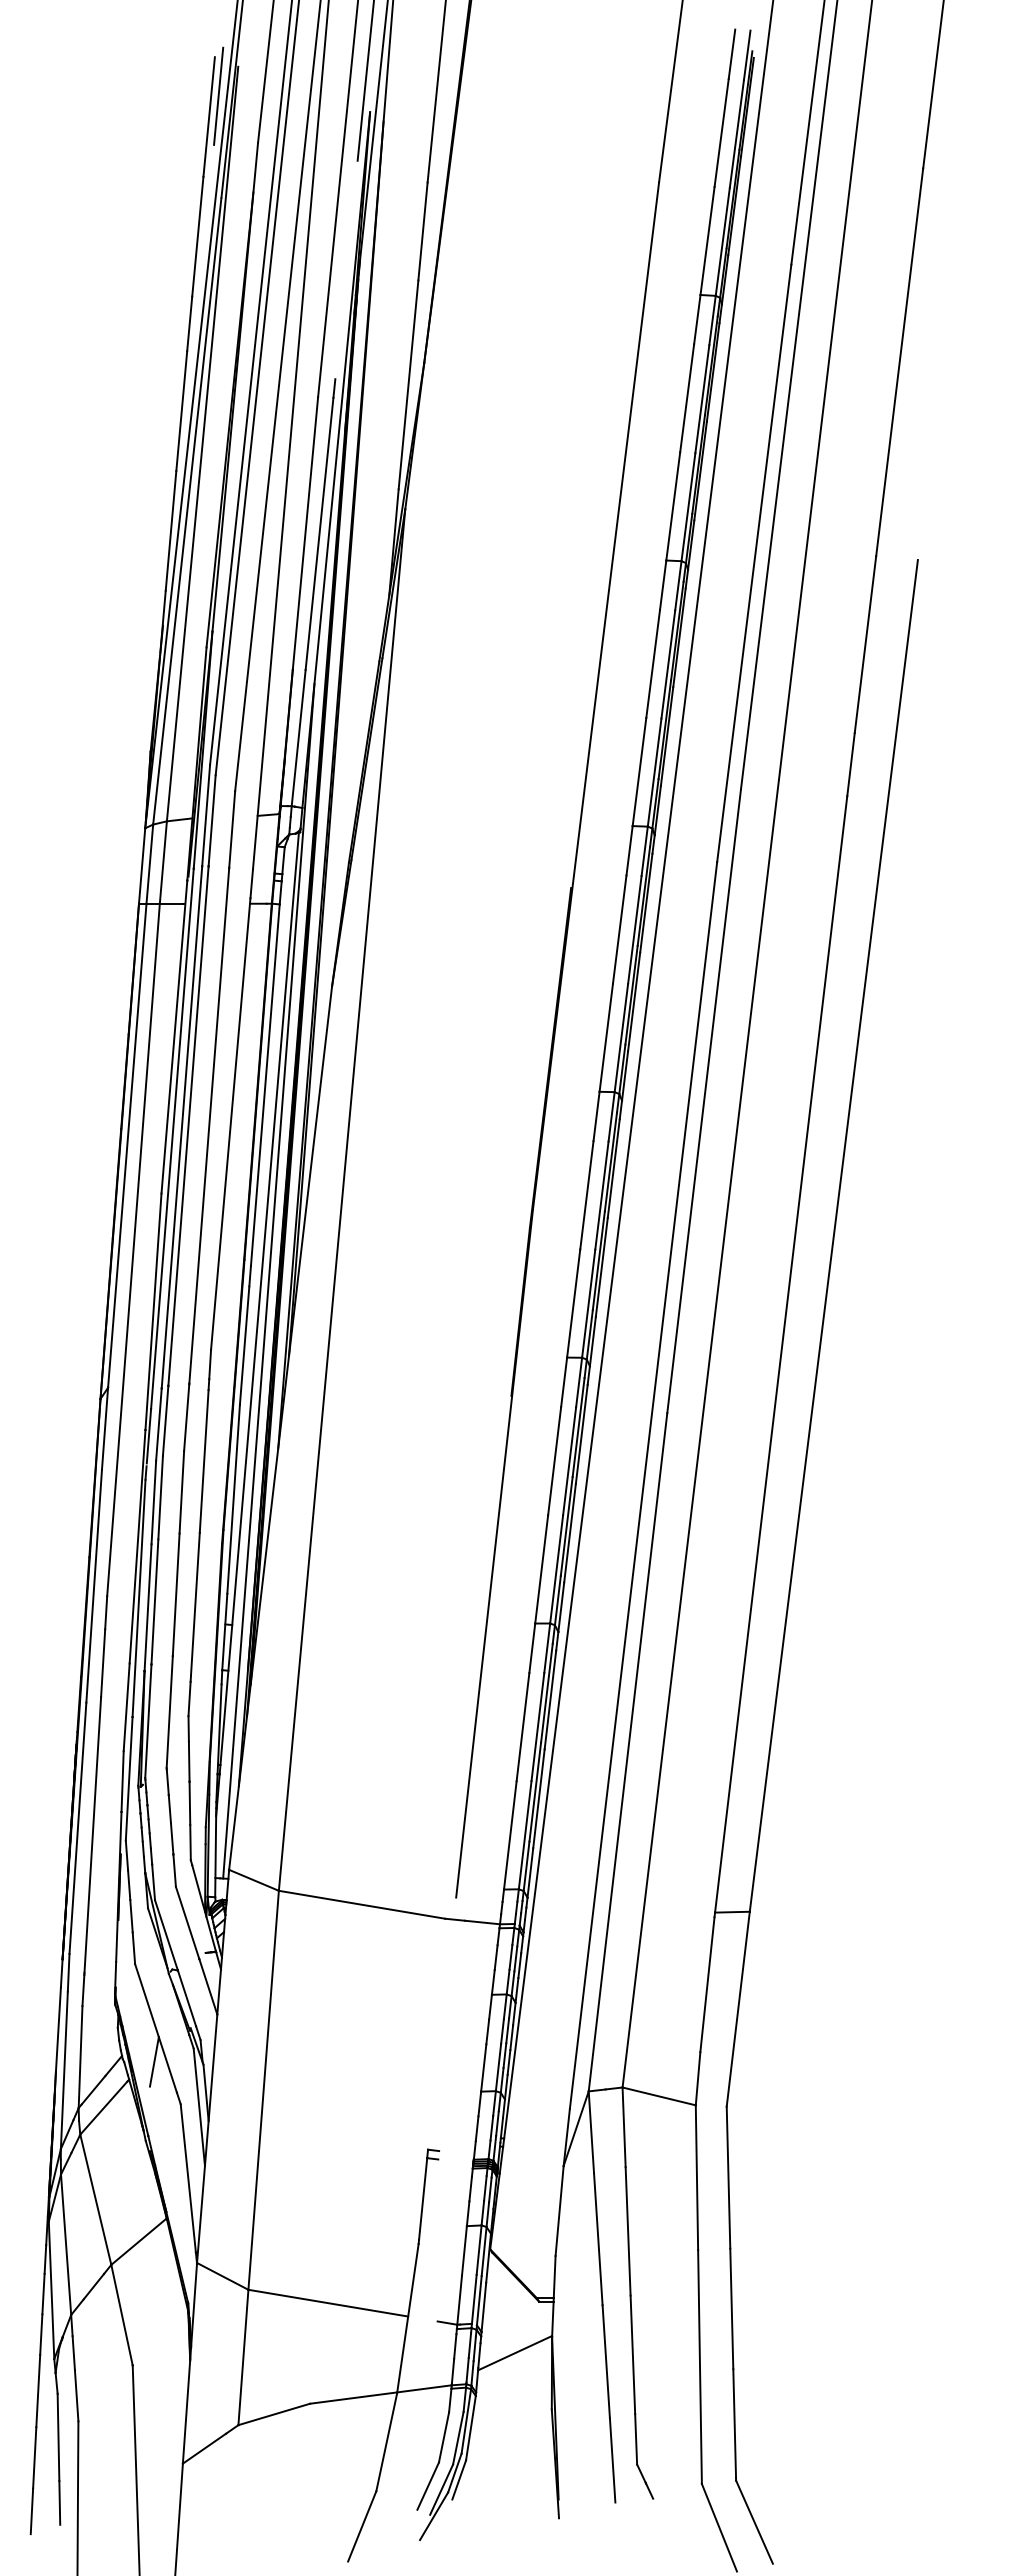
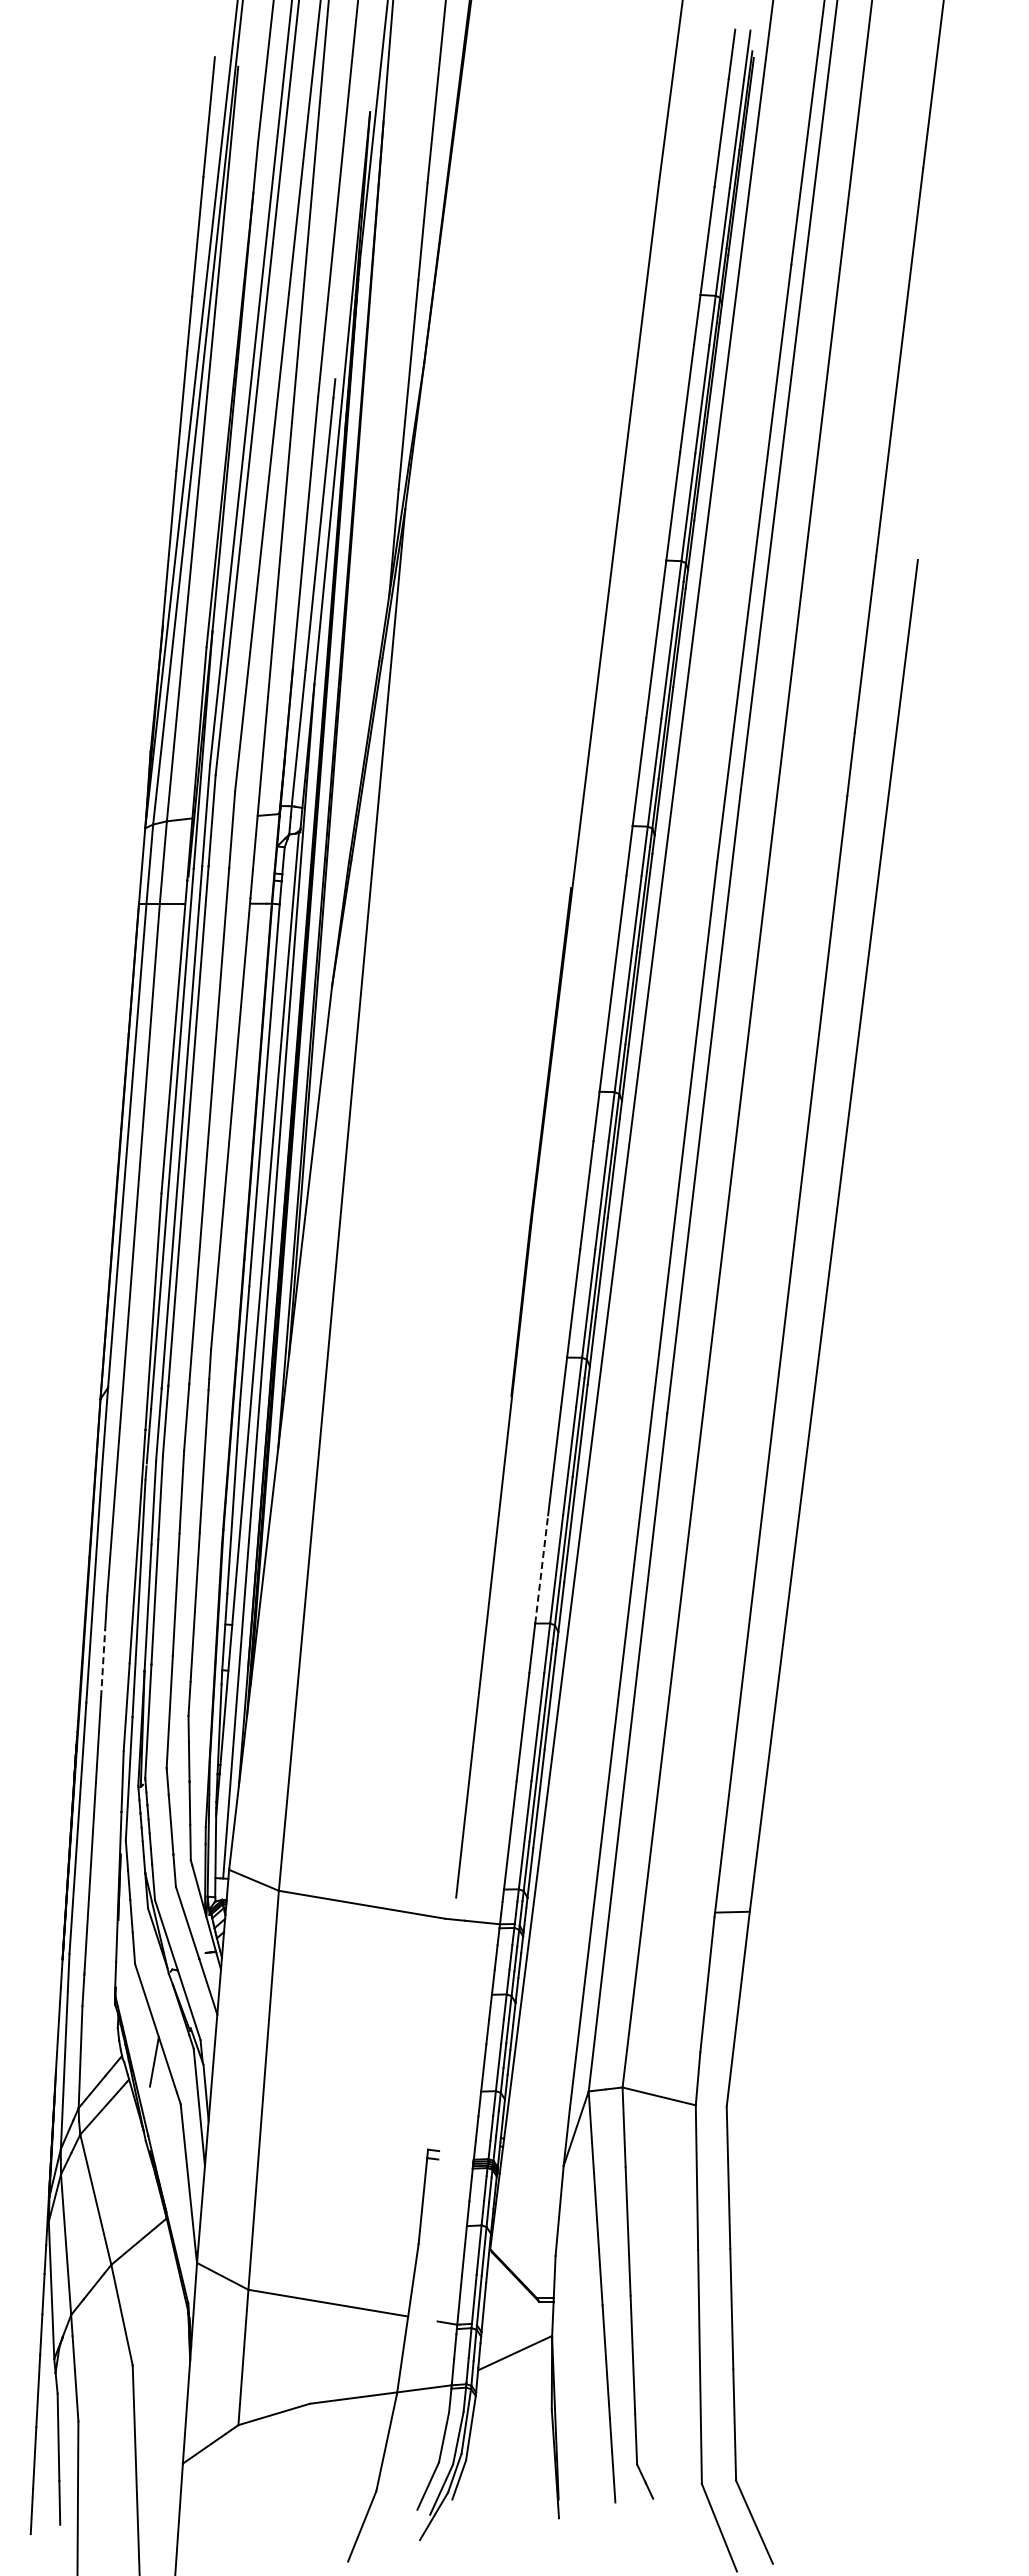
line: present -> none (365, 81)
line: present -> none (218, 95)
line: solid -> dashed (541, 1569)
line: solid -> dashed (103, 1663)
